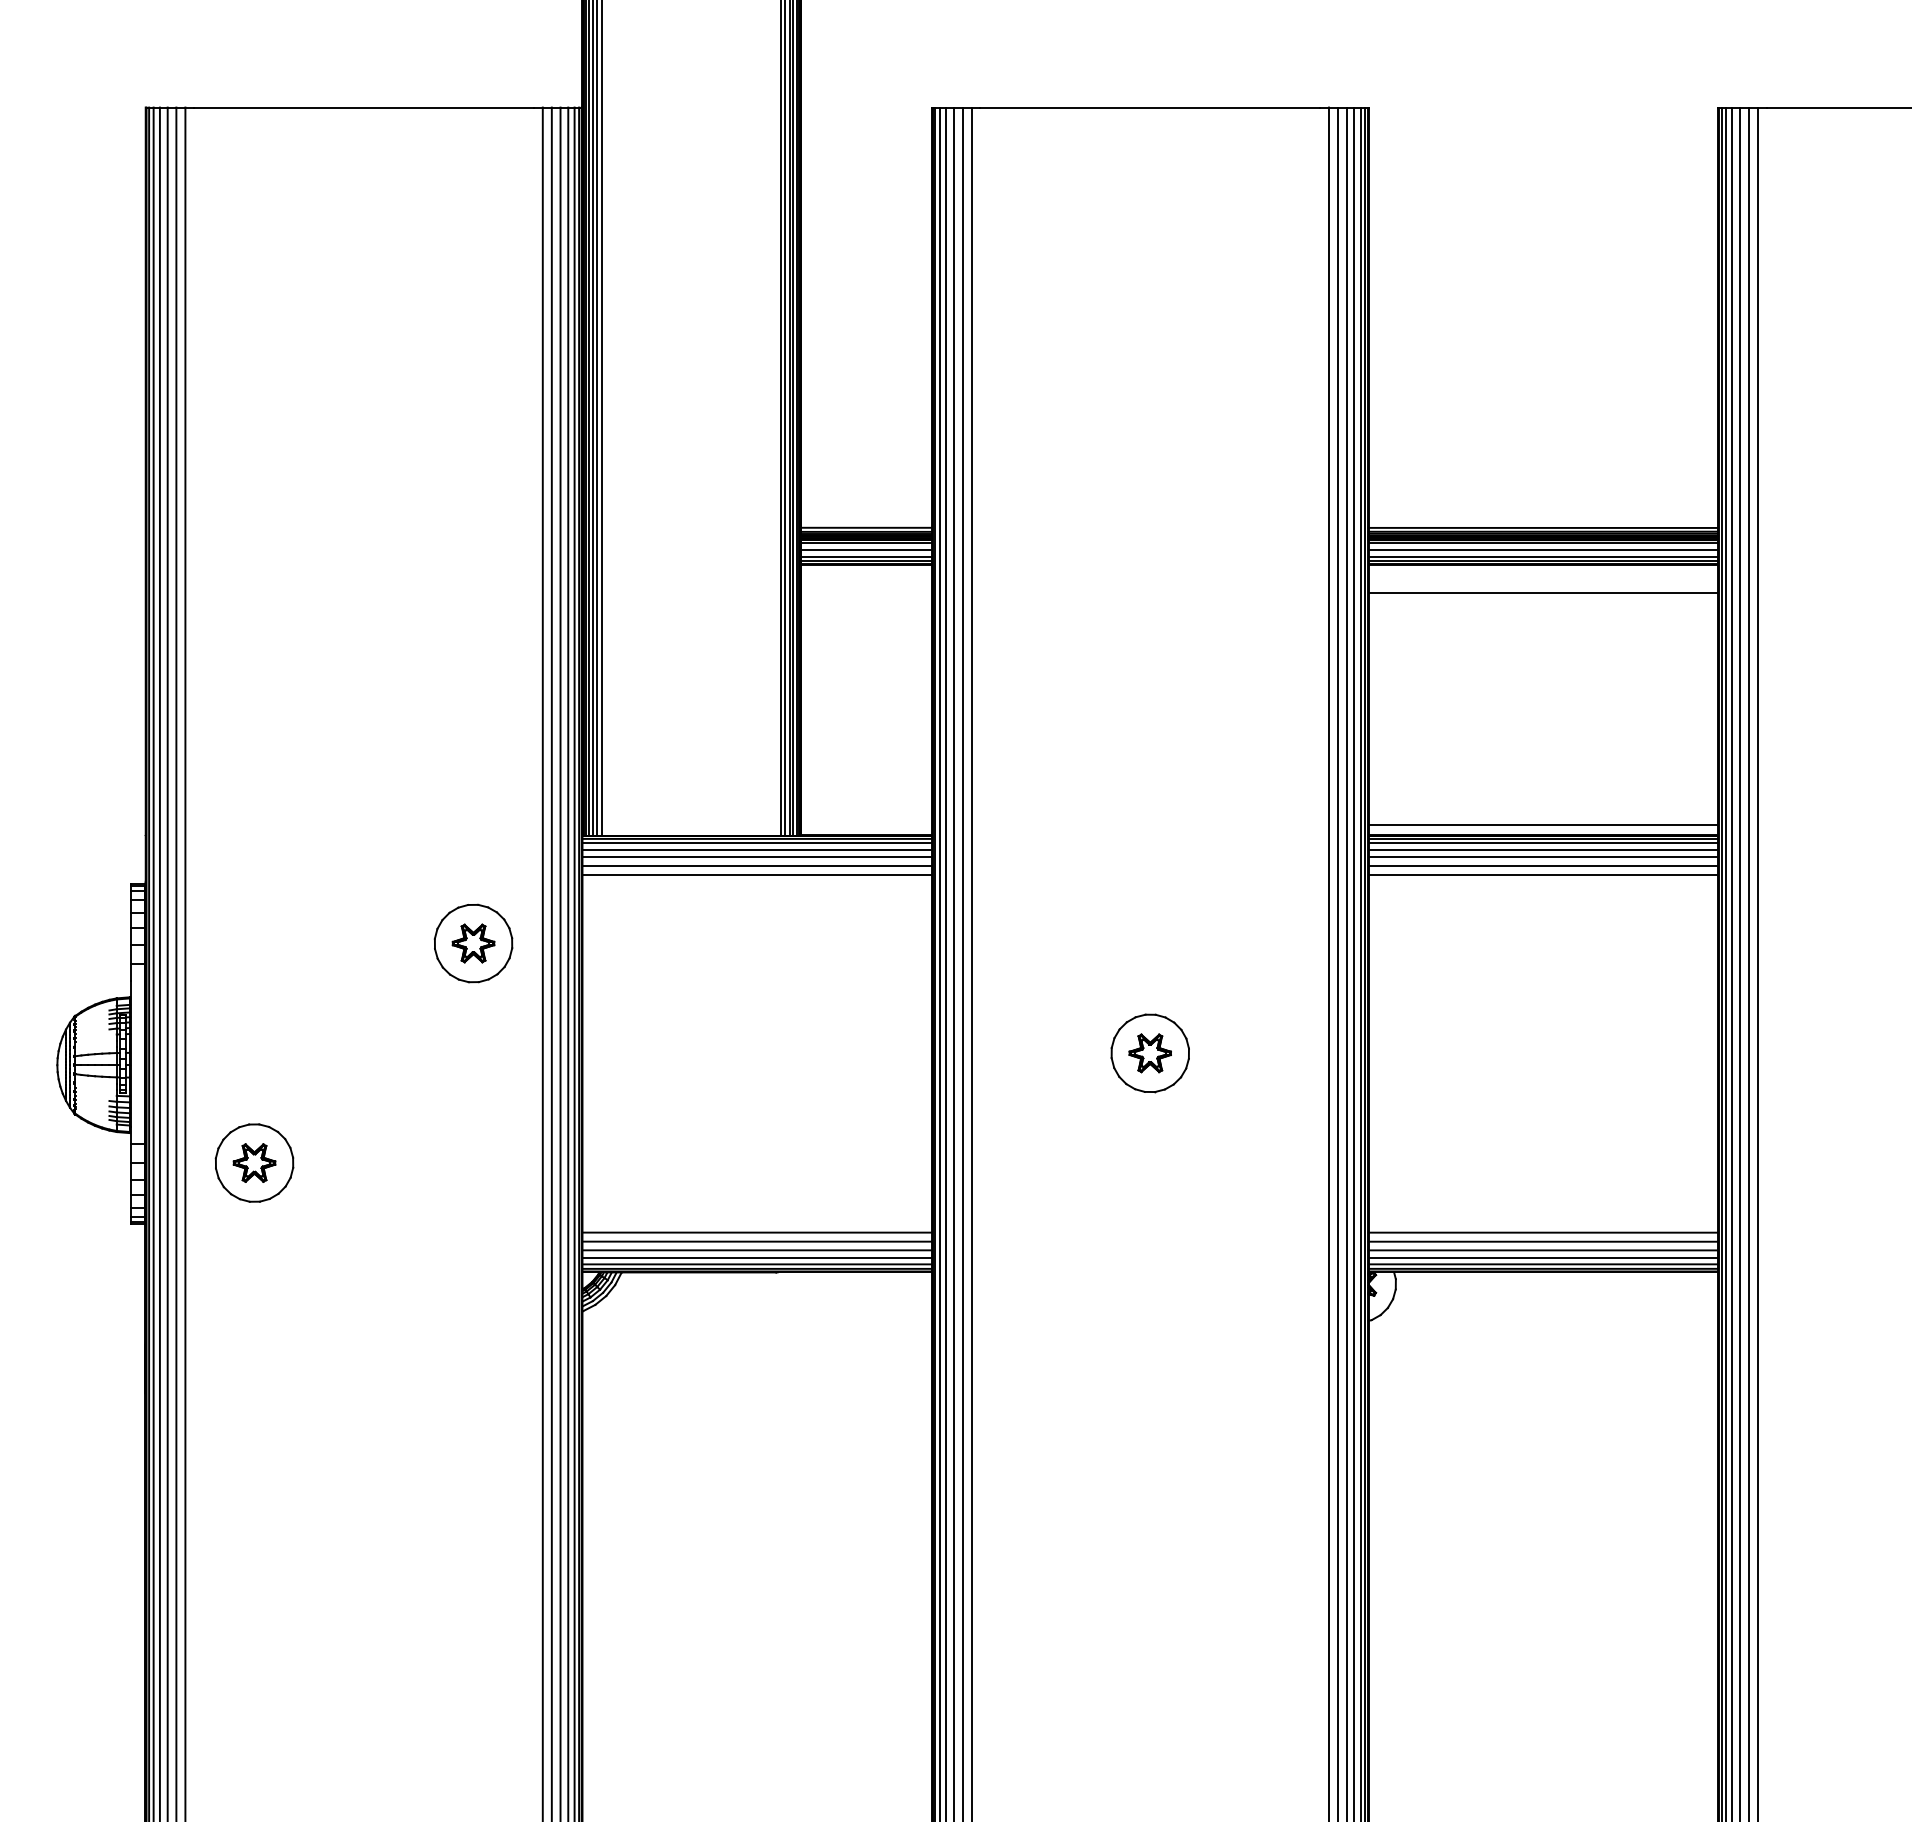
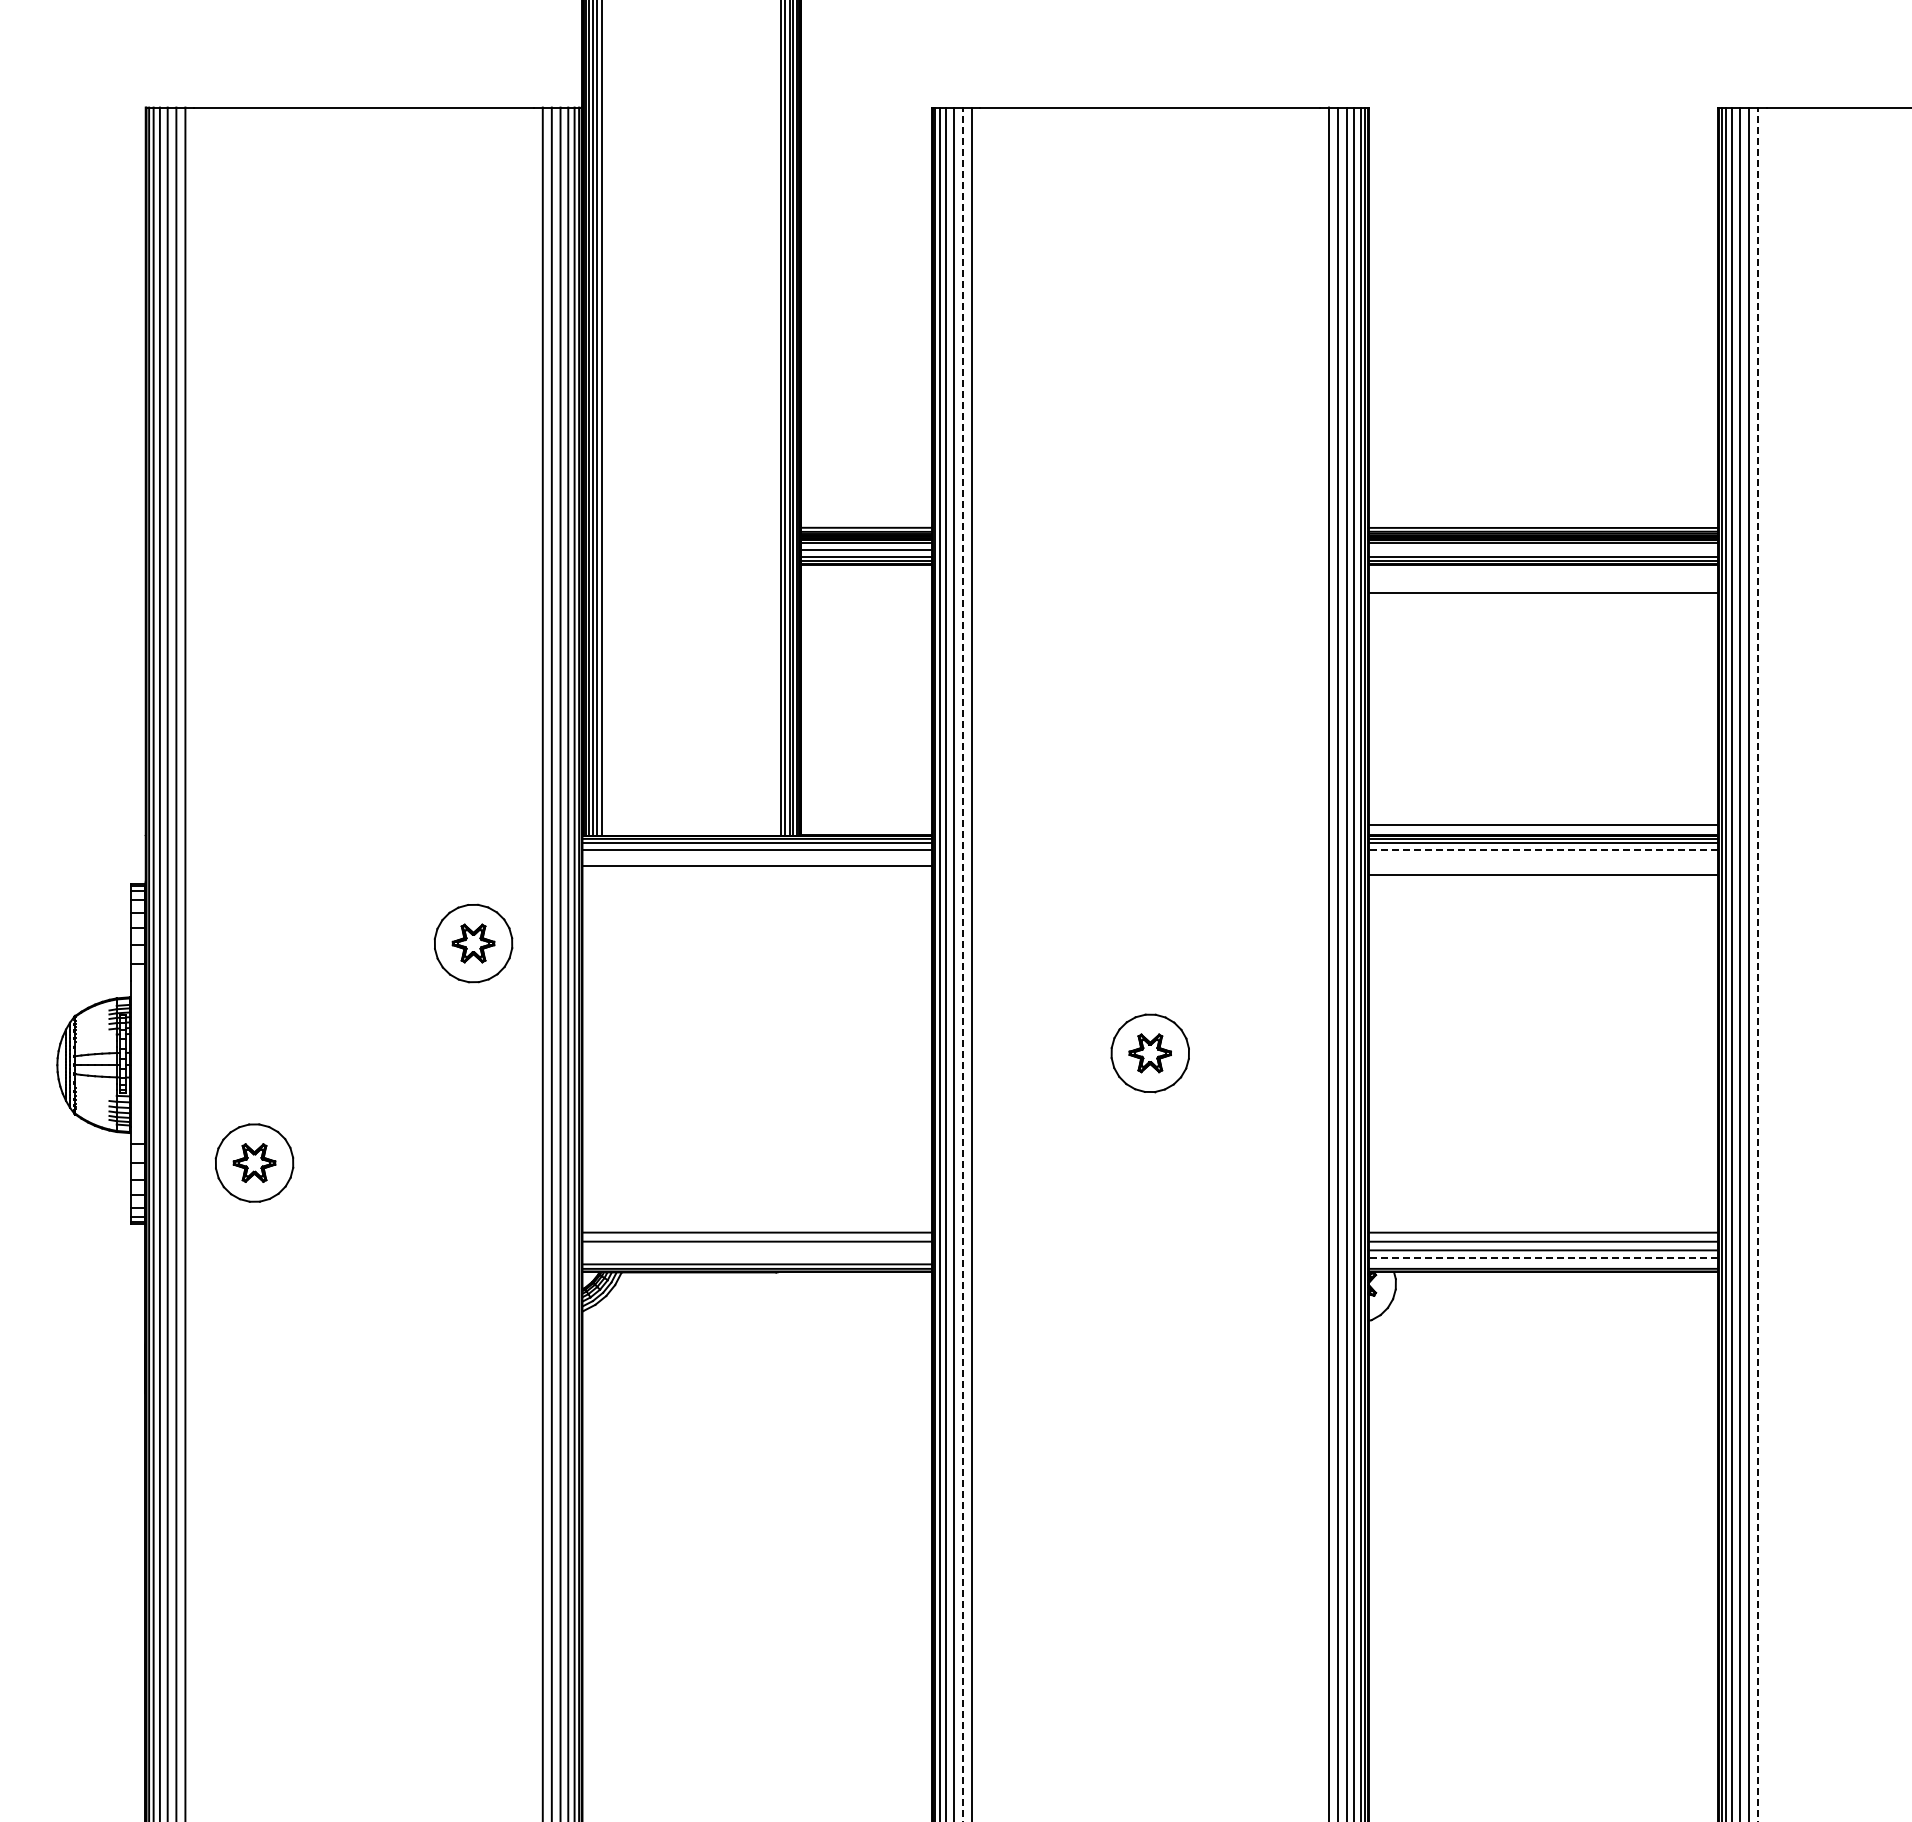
line: present -> none (1543, 550)
line: solid -> dashed (1543, 849)
line: present -> none (756, 857)
line: present -> none (1543, 857)
line: present -> none (1543, 866)
line: present -> none (756, 875)
line: solid -> dashed (962, 964)
line: solid -> dashed (1757, 964)
line: present -> none (756, 1250)
line: present -> none (756, 1258)
line: solid -> dashed (1543, 1258)
line: present -> none (1543, 1264)
